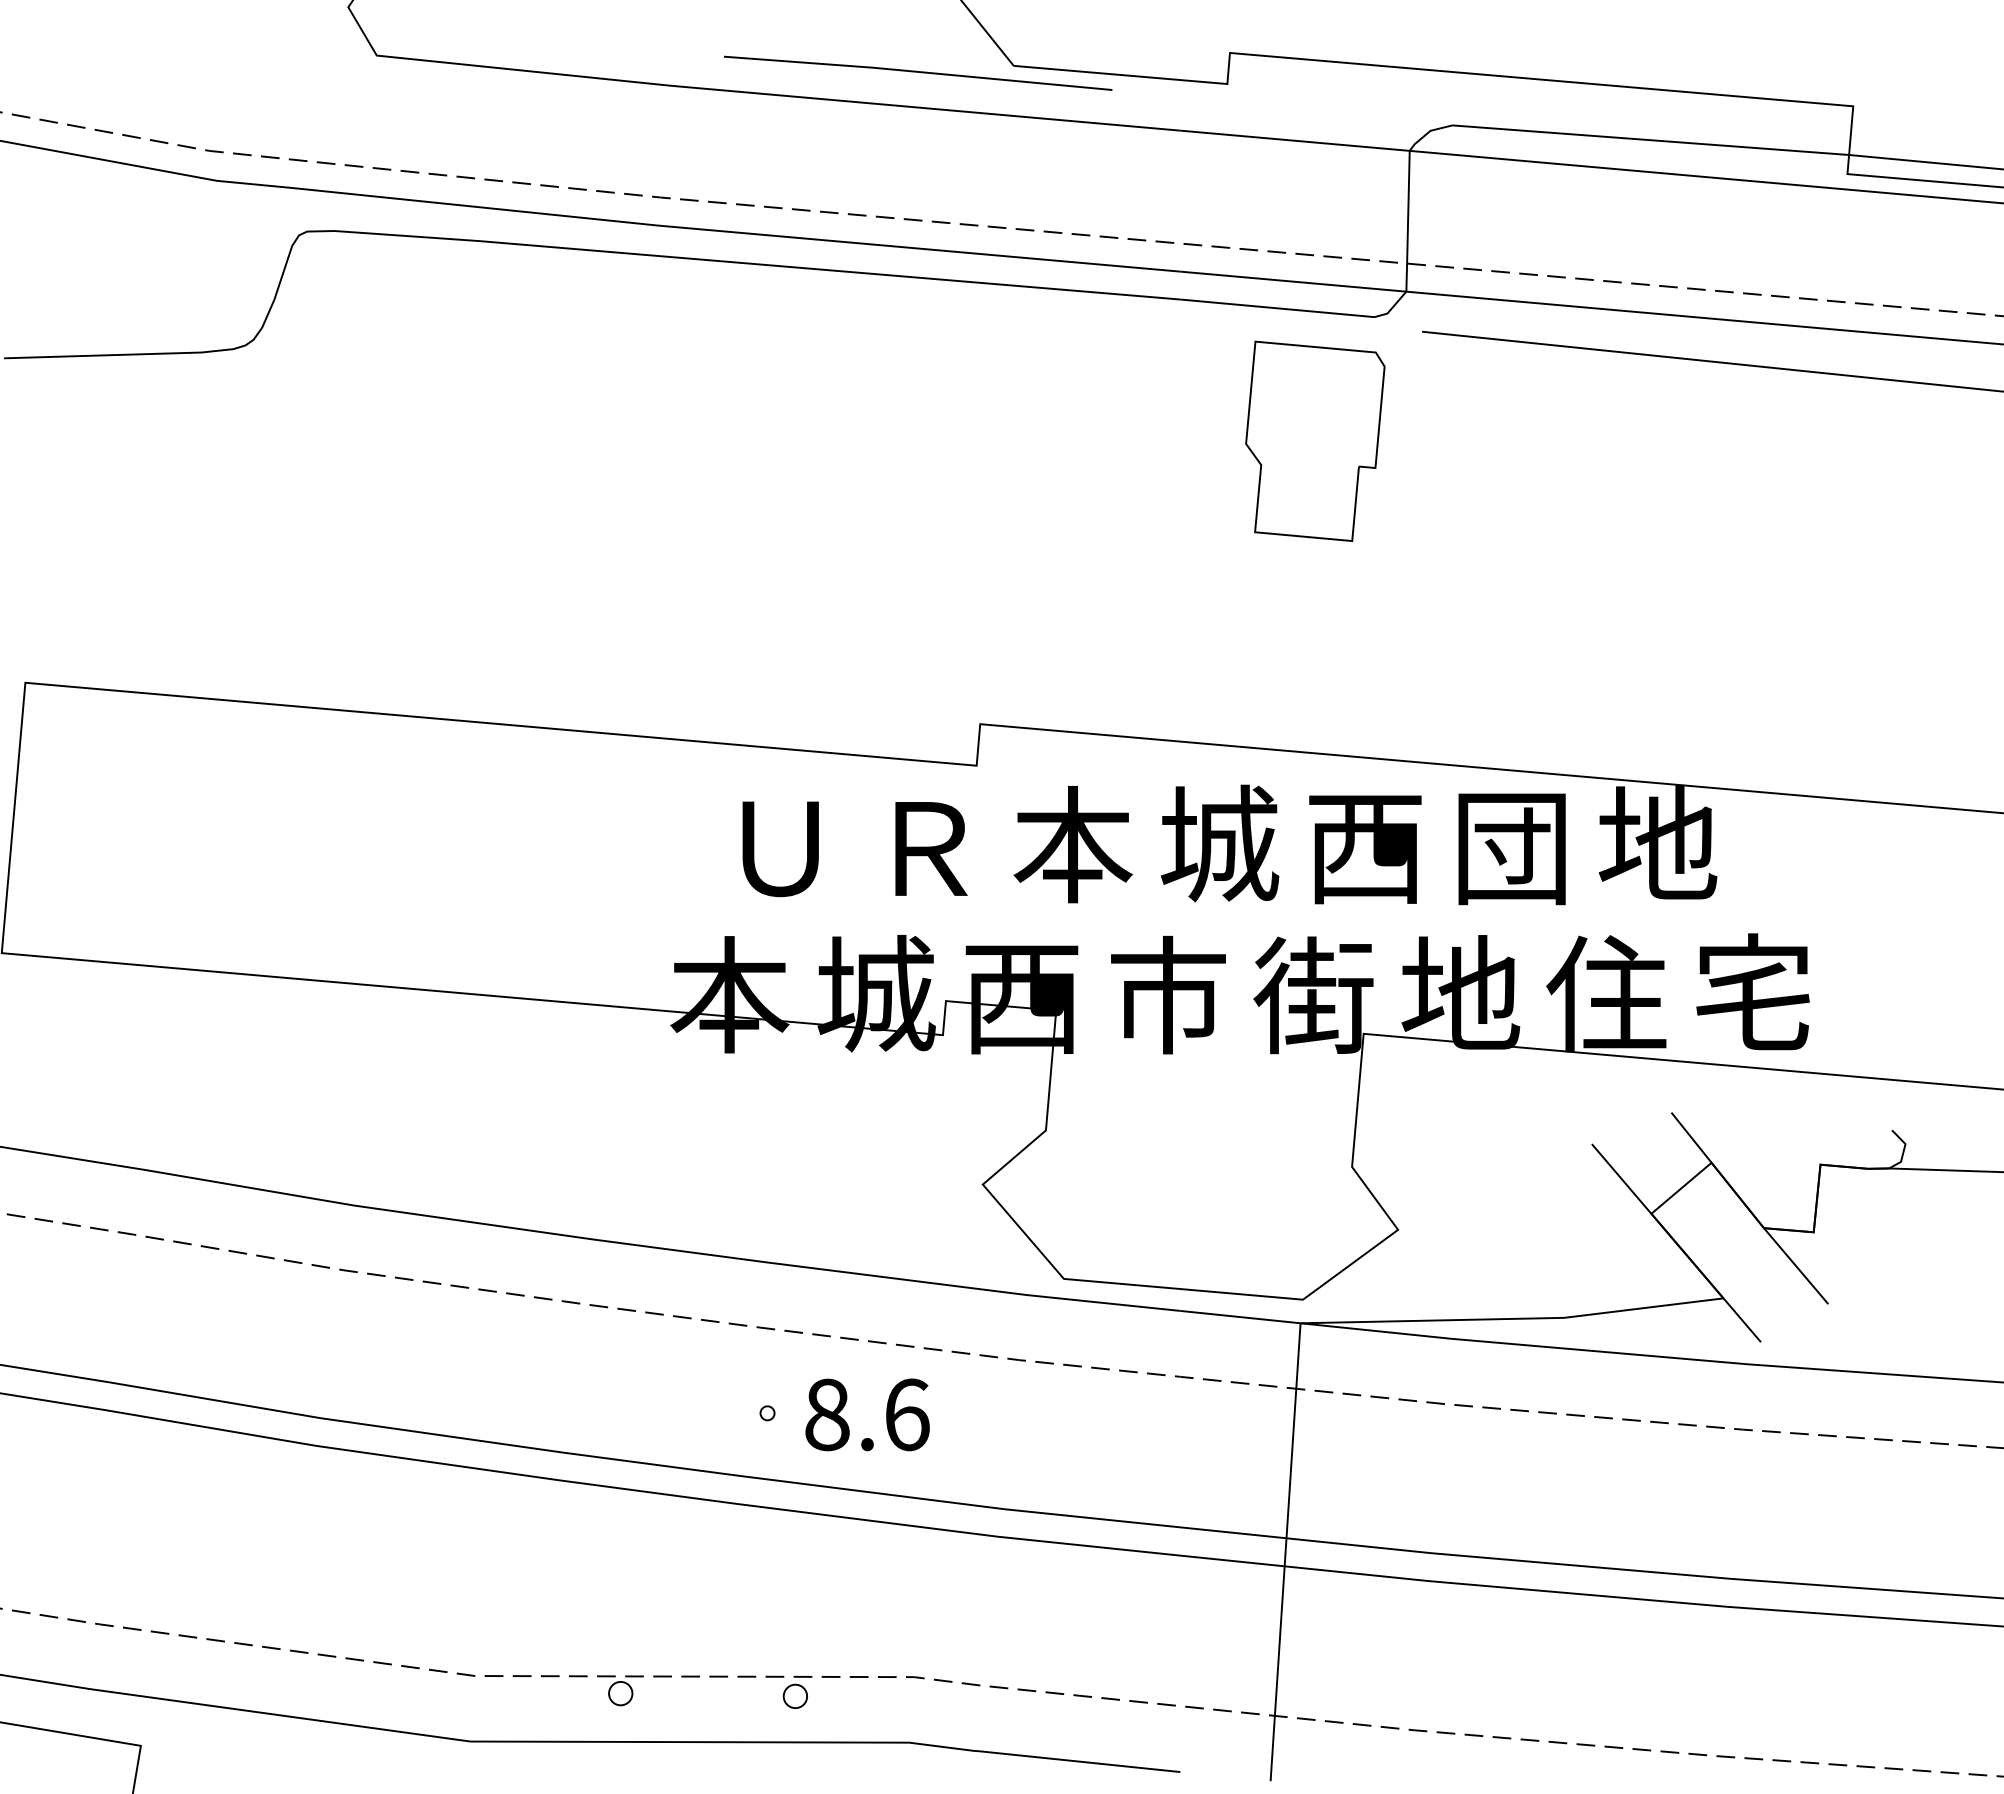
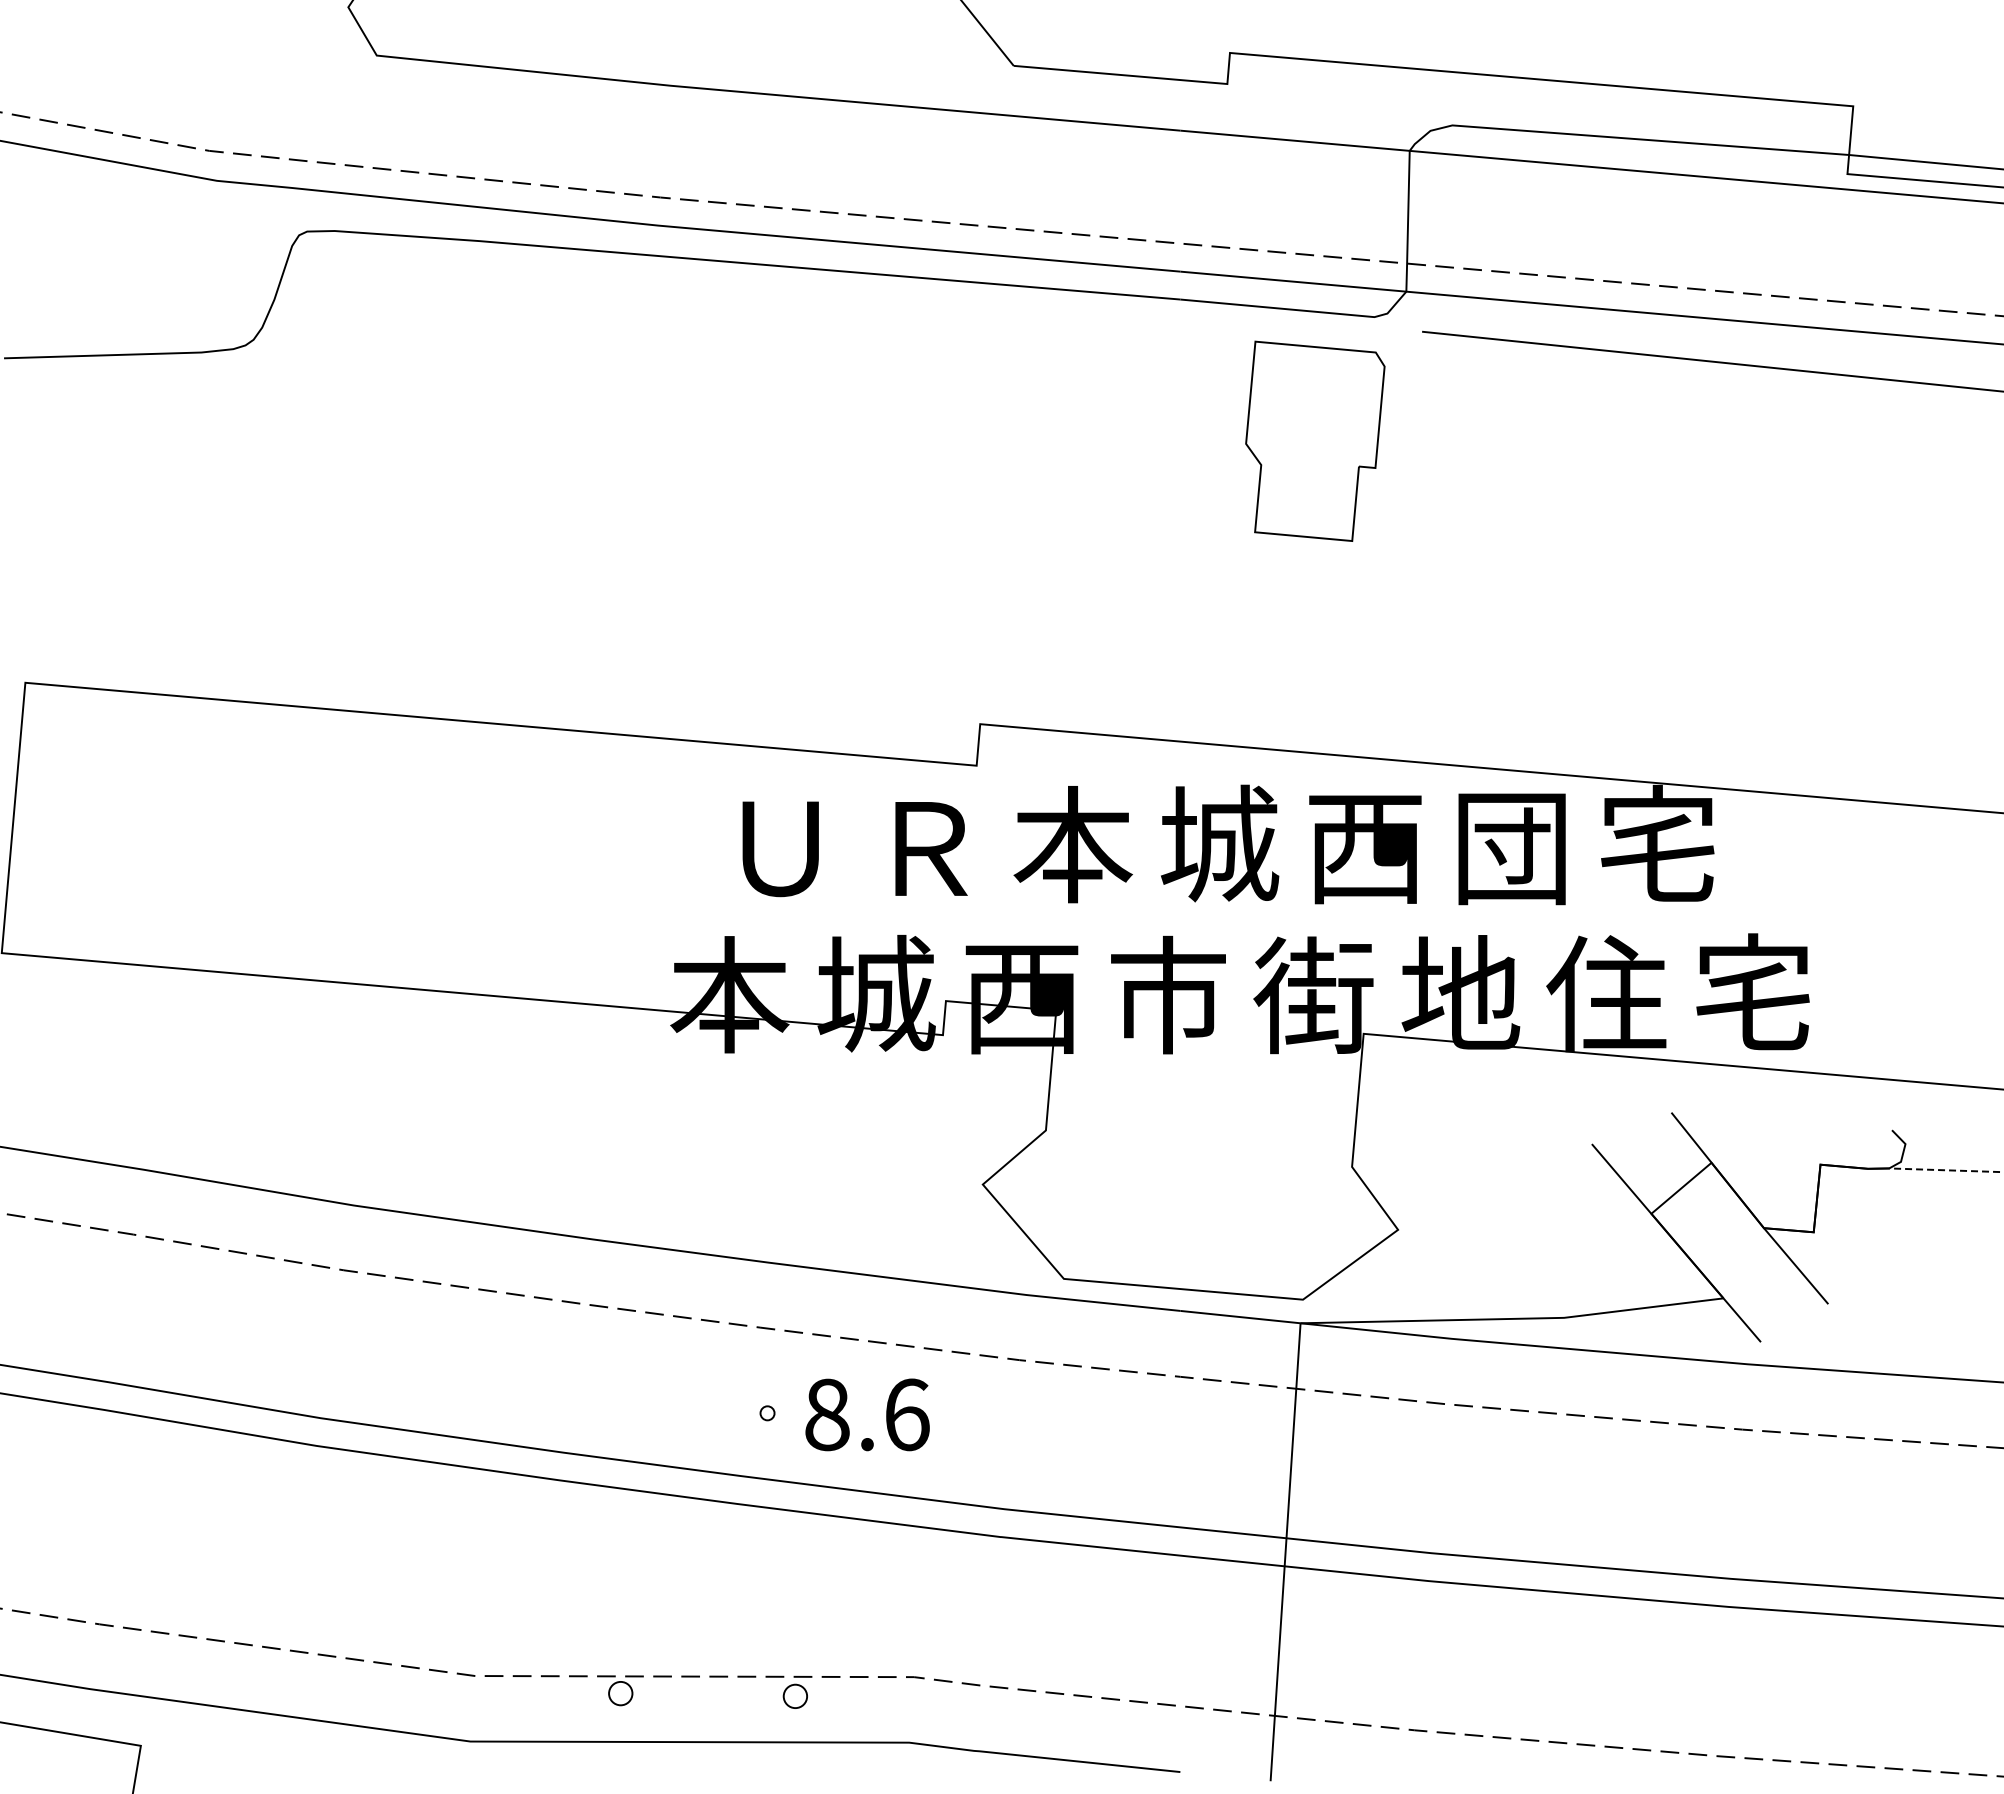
line: present -> none (918, 72)
text: 地 -> 宅 (1657, 842)
line: solid -> dashed (1946, 1170)
